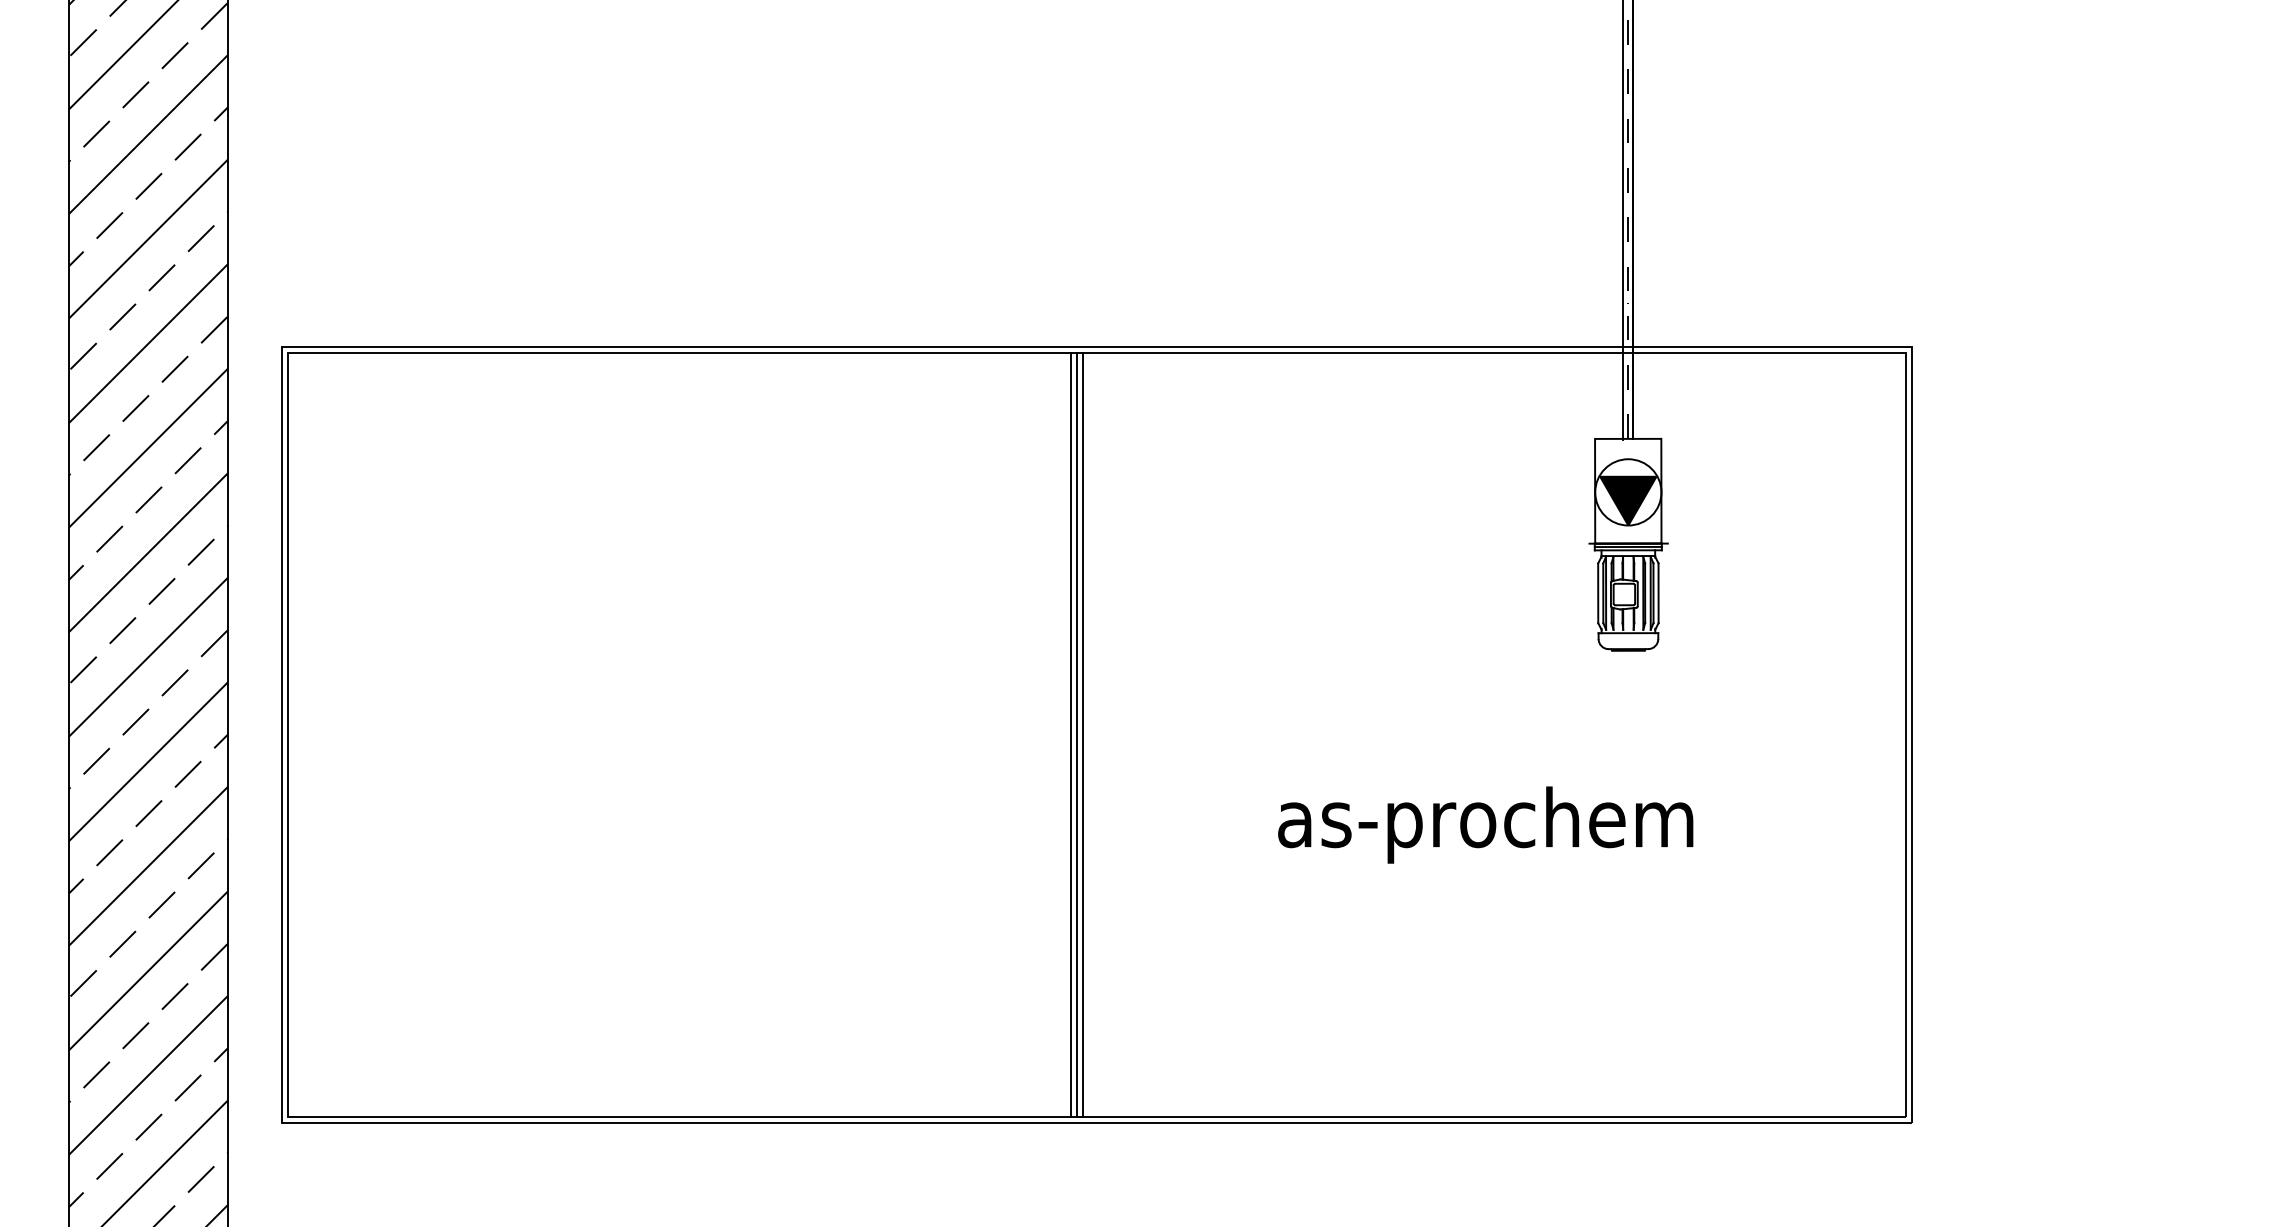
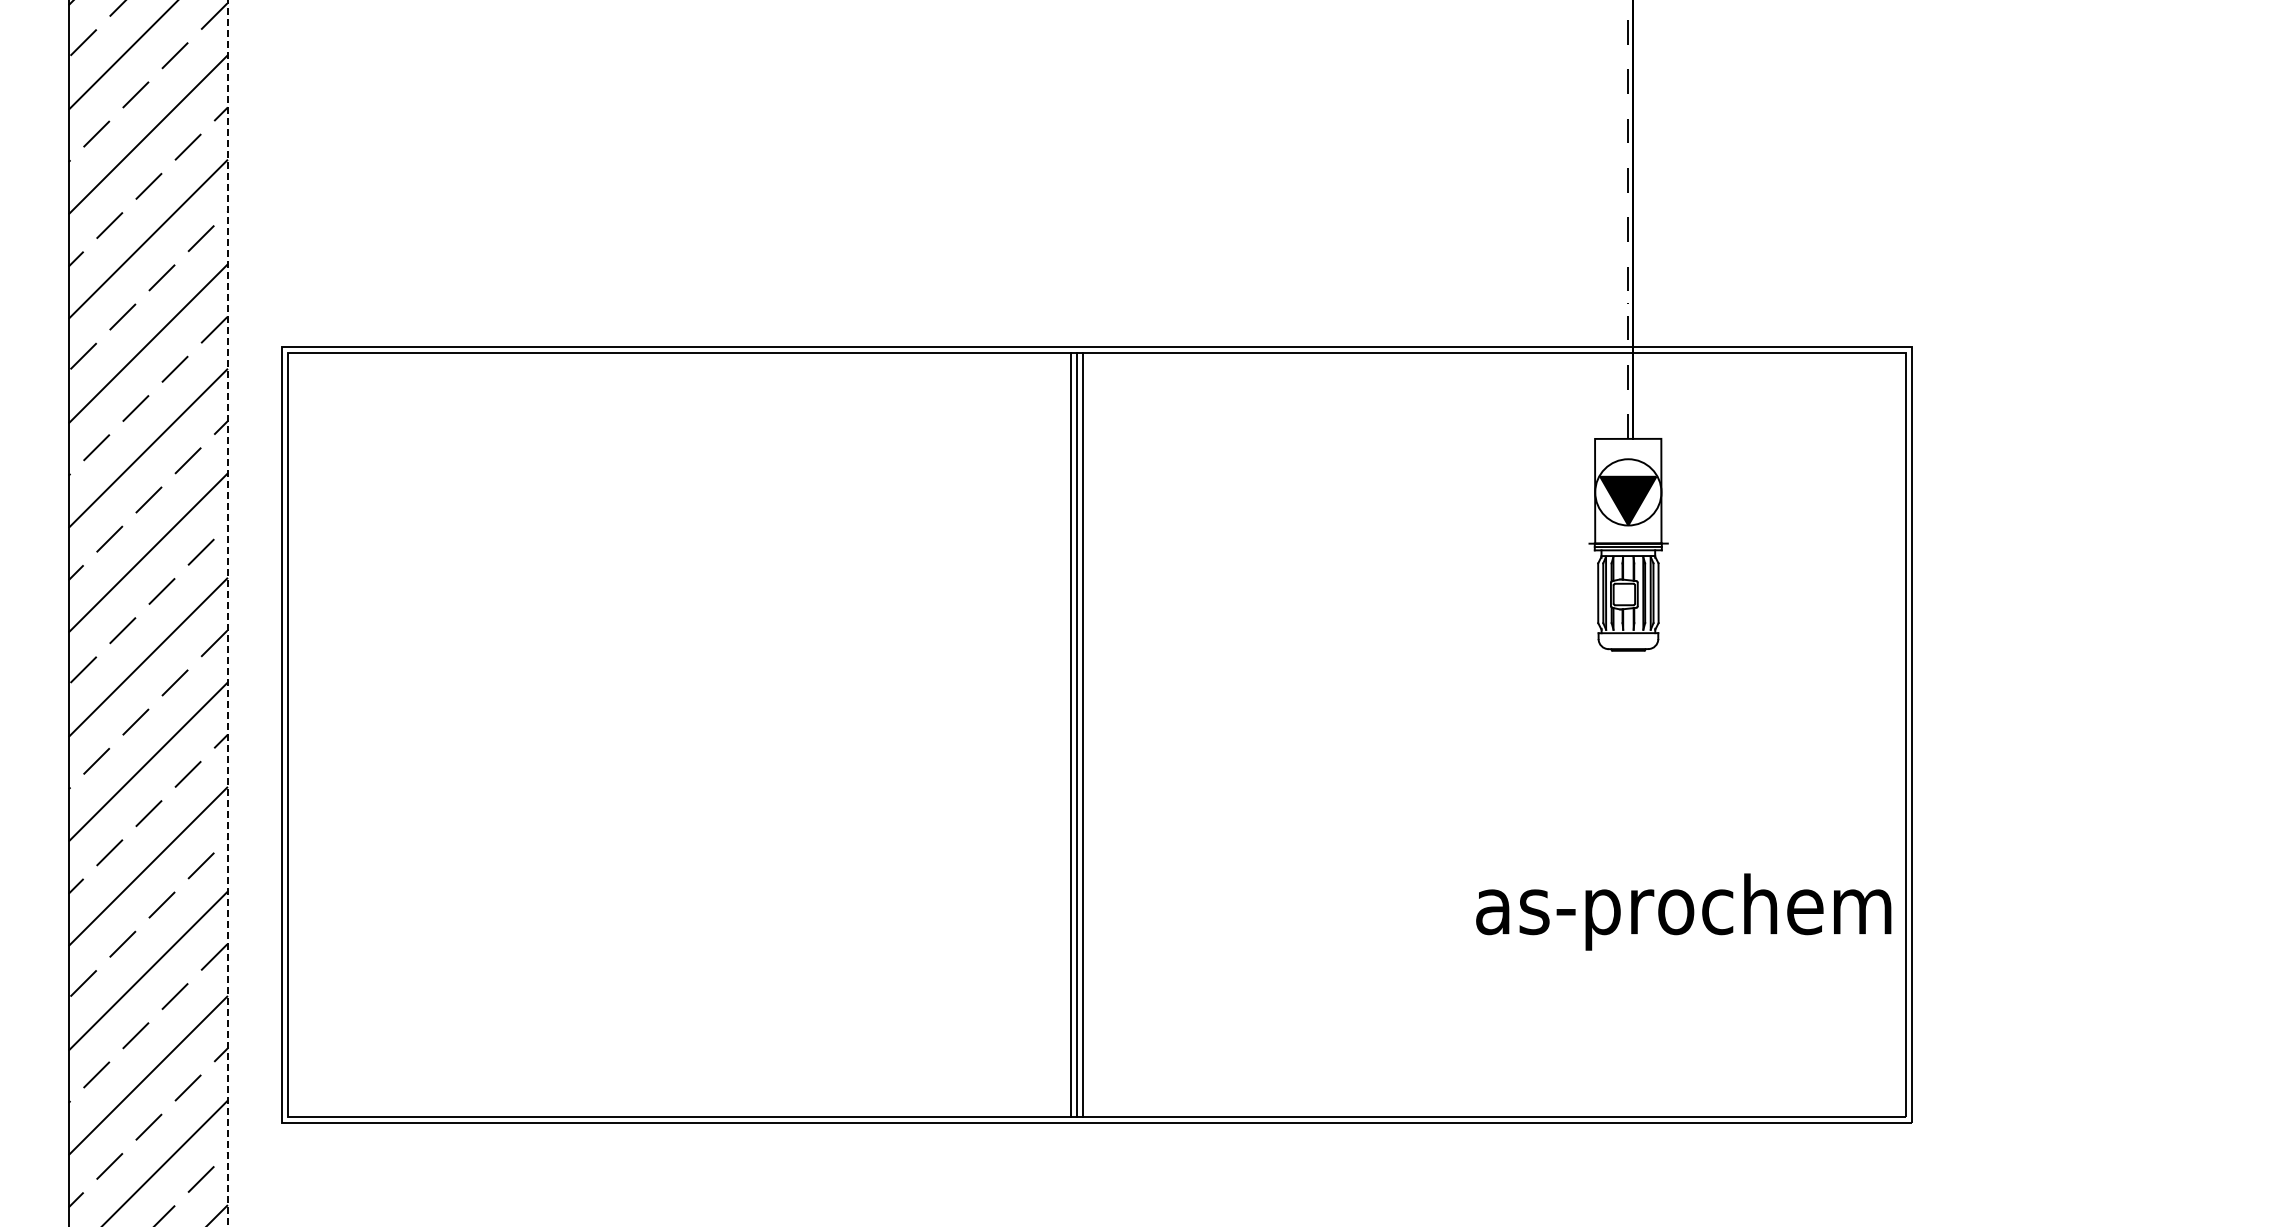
line: present -> none (1623, 221)
line: solid -> dashed (227, 613)
text position: (1485, 824) -> (1683, 911) (1683, 911)
